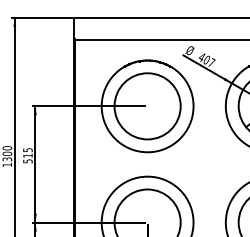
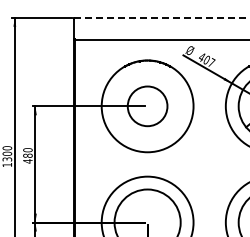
line: solid -> dashed (161, 17)
circle diameter: 66 px -> 40 px (147, 106)
text: 515 -> 480 (27, 155)
